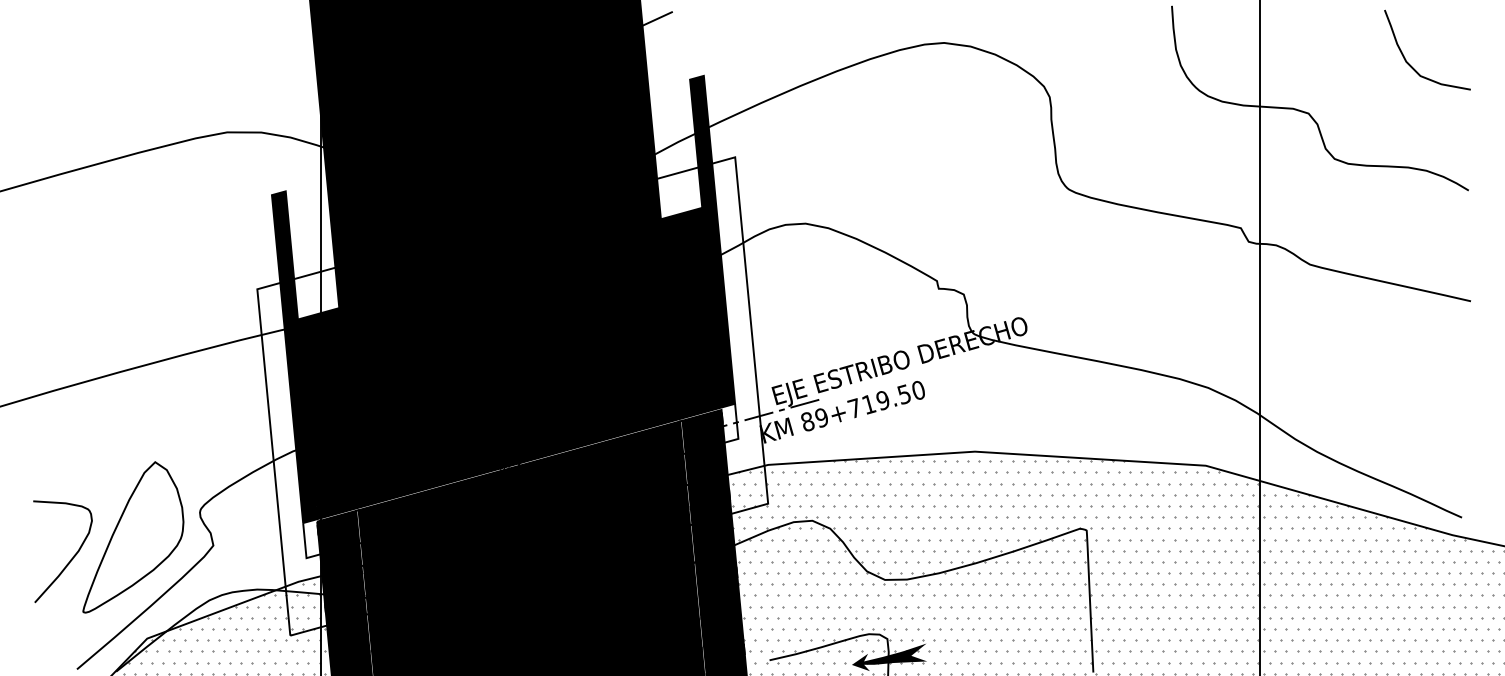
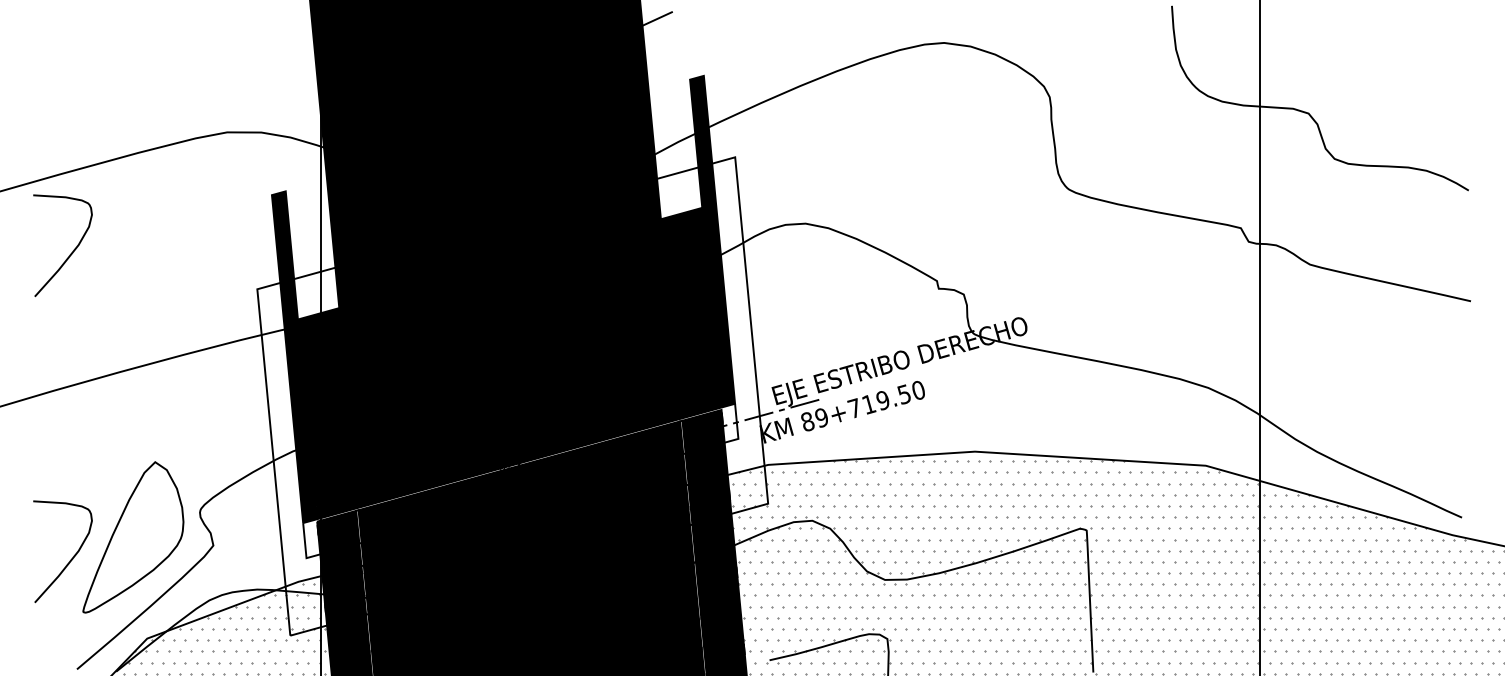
curve: present -> none (1411, 65)
curve: none -> present (70, 253)
fill: present -> none (889, 657)
